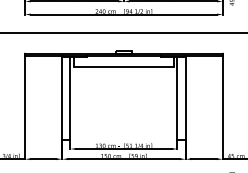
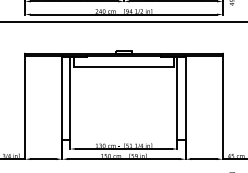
line position: (123, 33) -> (123, 22) (123, 22)
